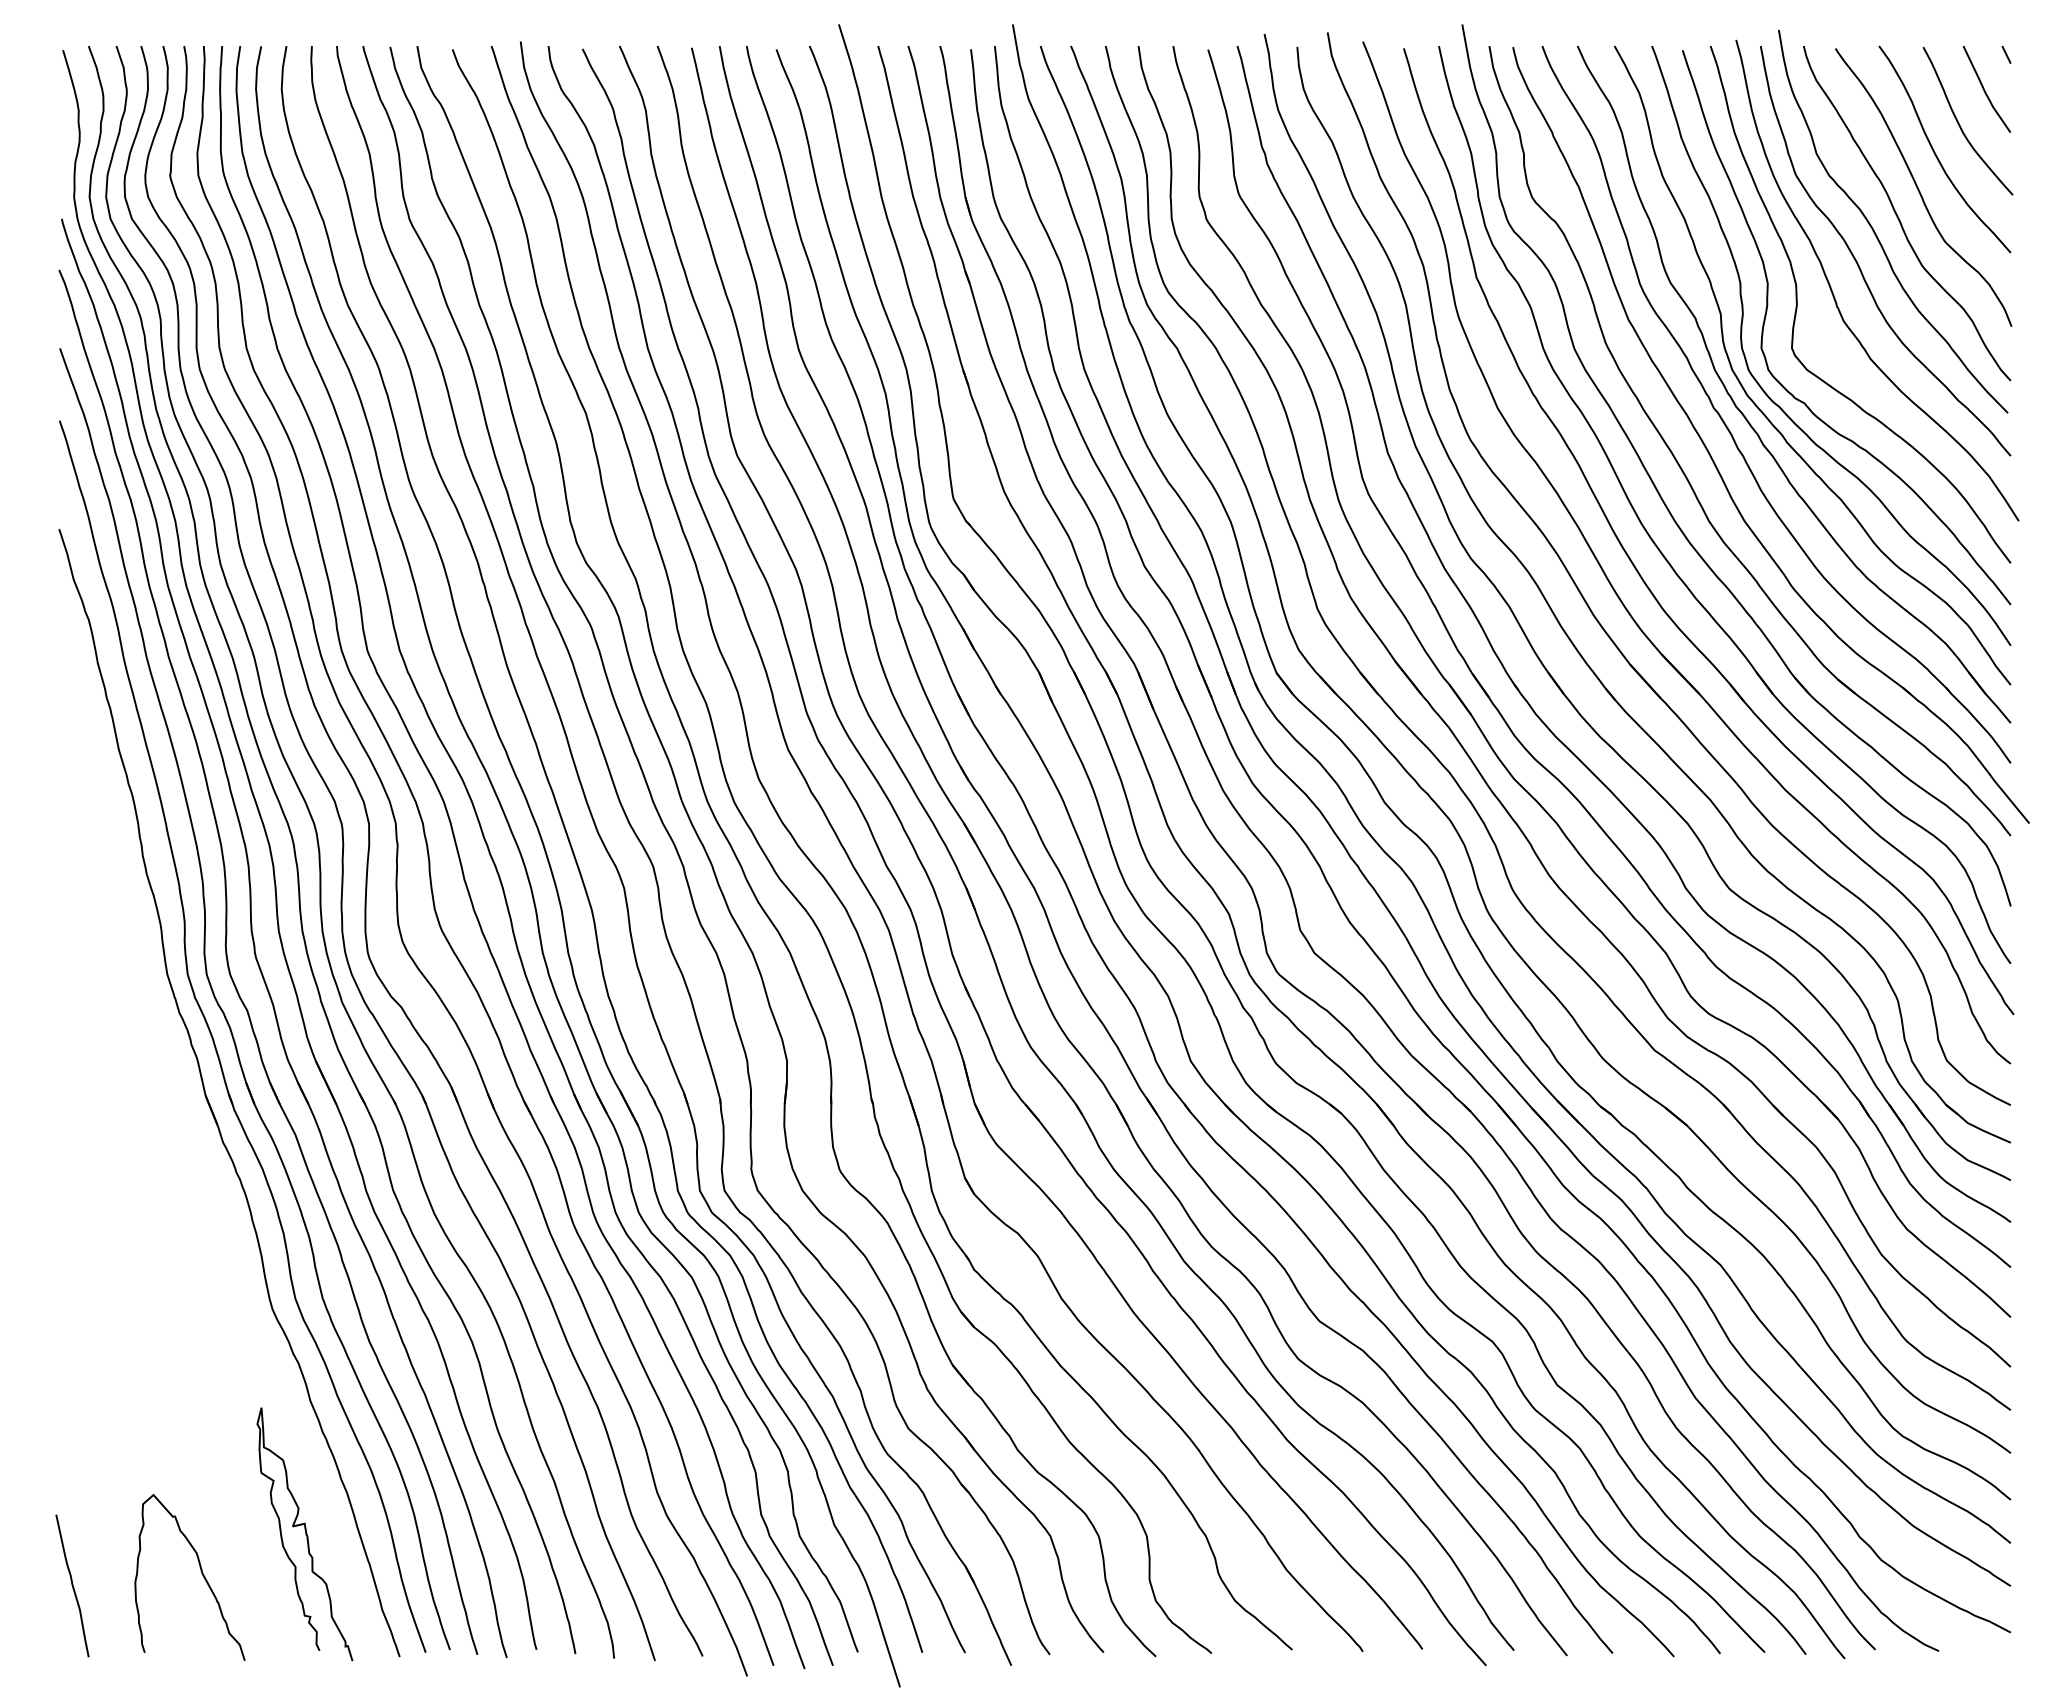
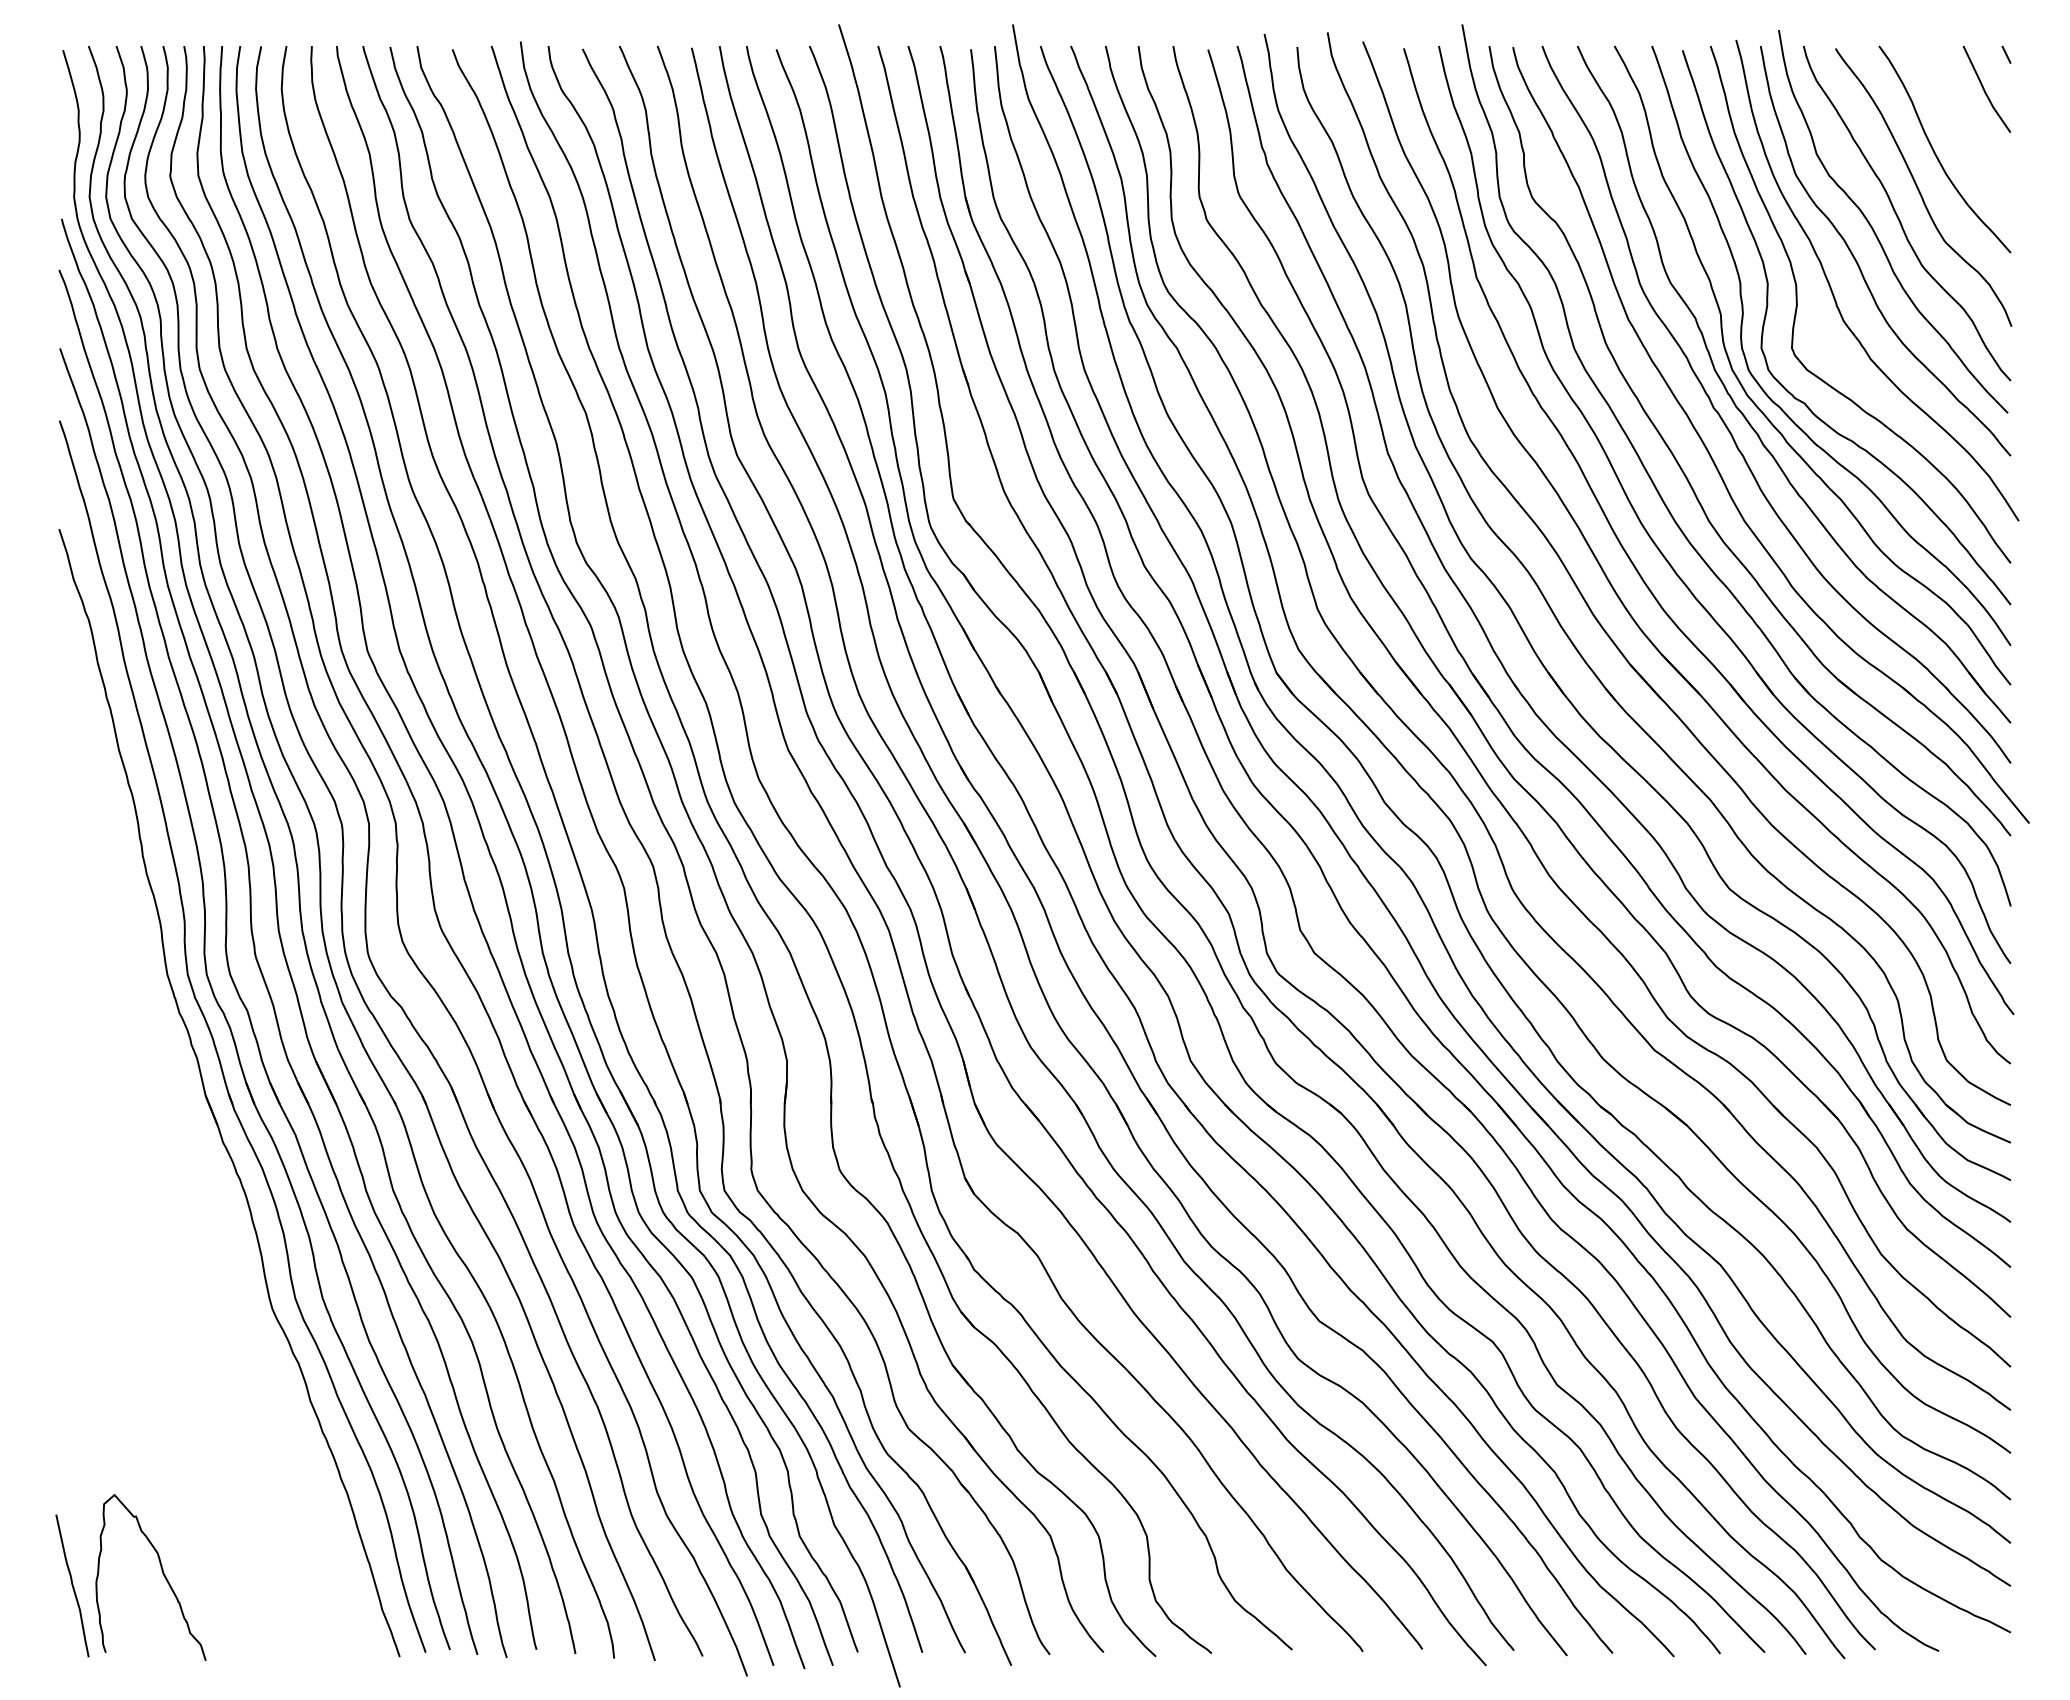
curve: present -> none (1960, 125)
curve: present -> none (305, 1534)
curve position: (201, 1574) -> (162, 1574) (162, 1574)
